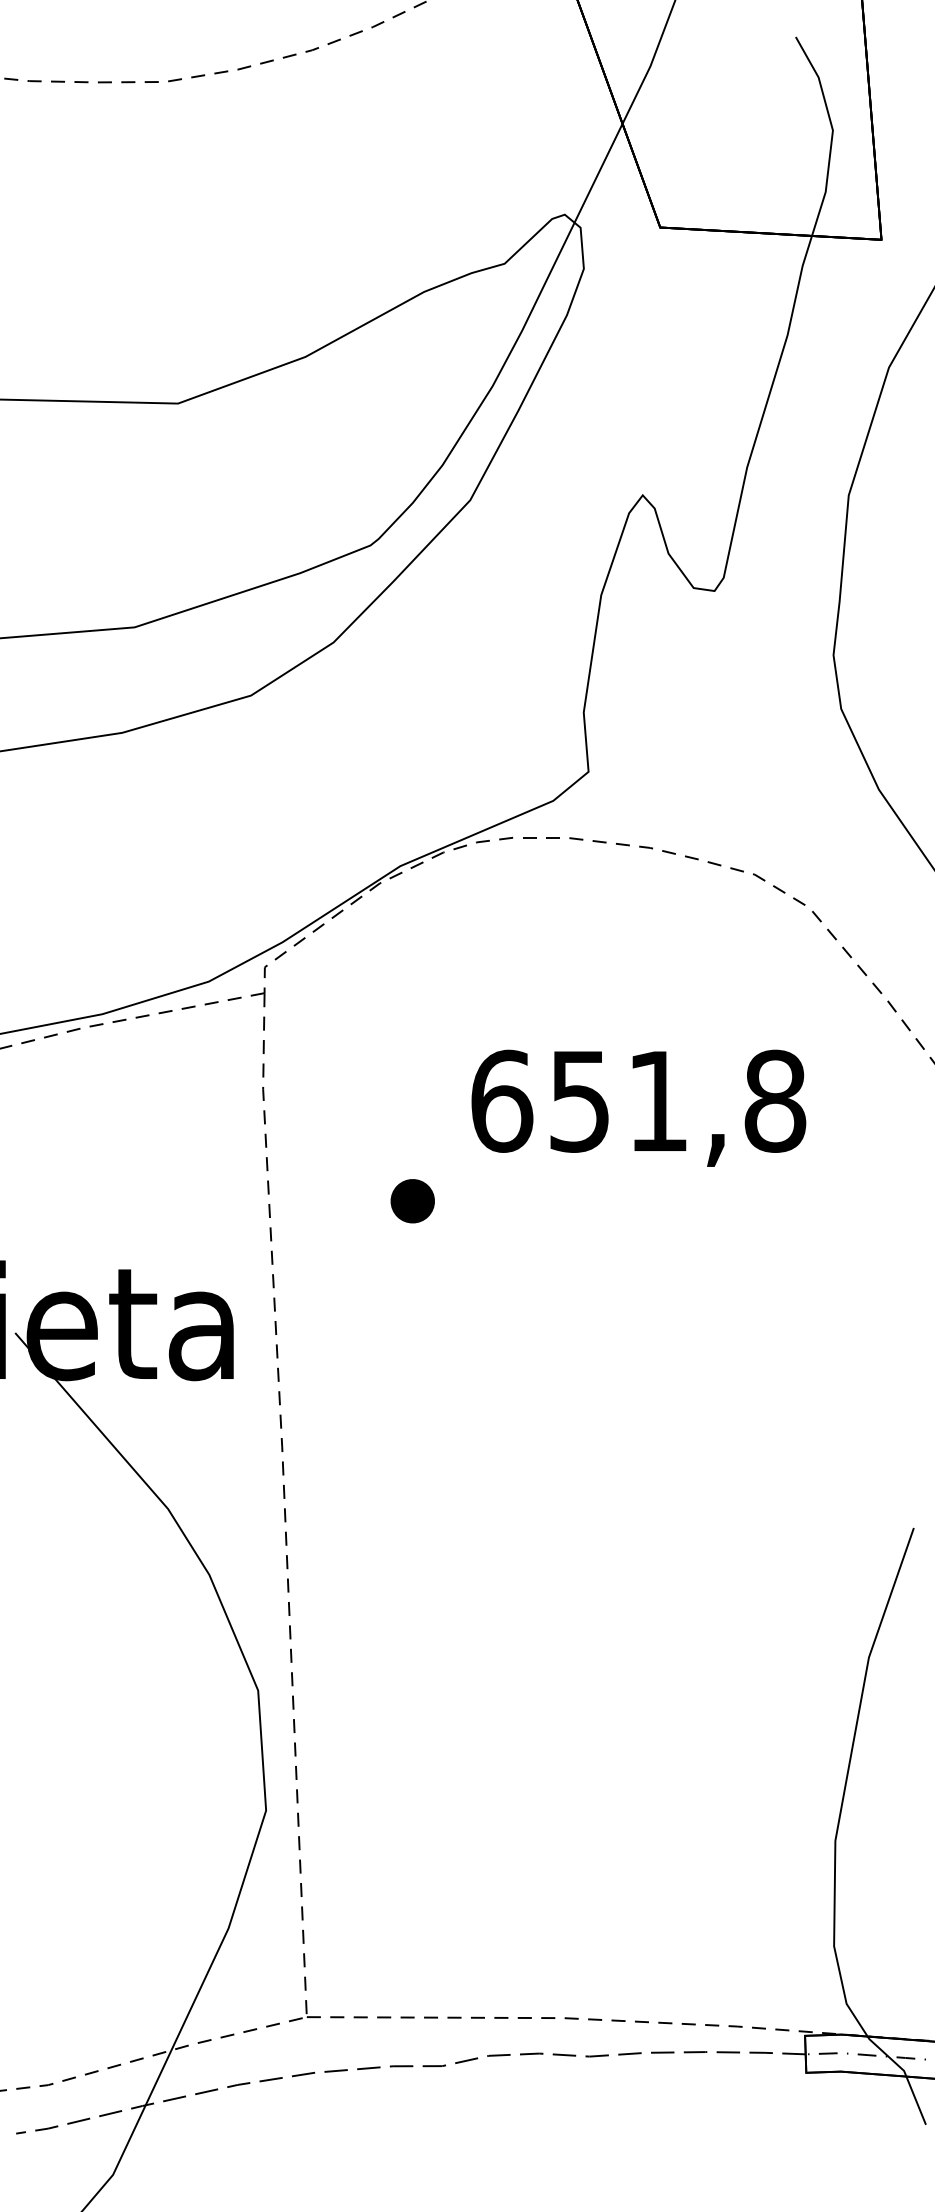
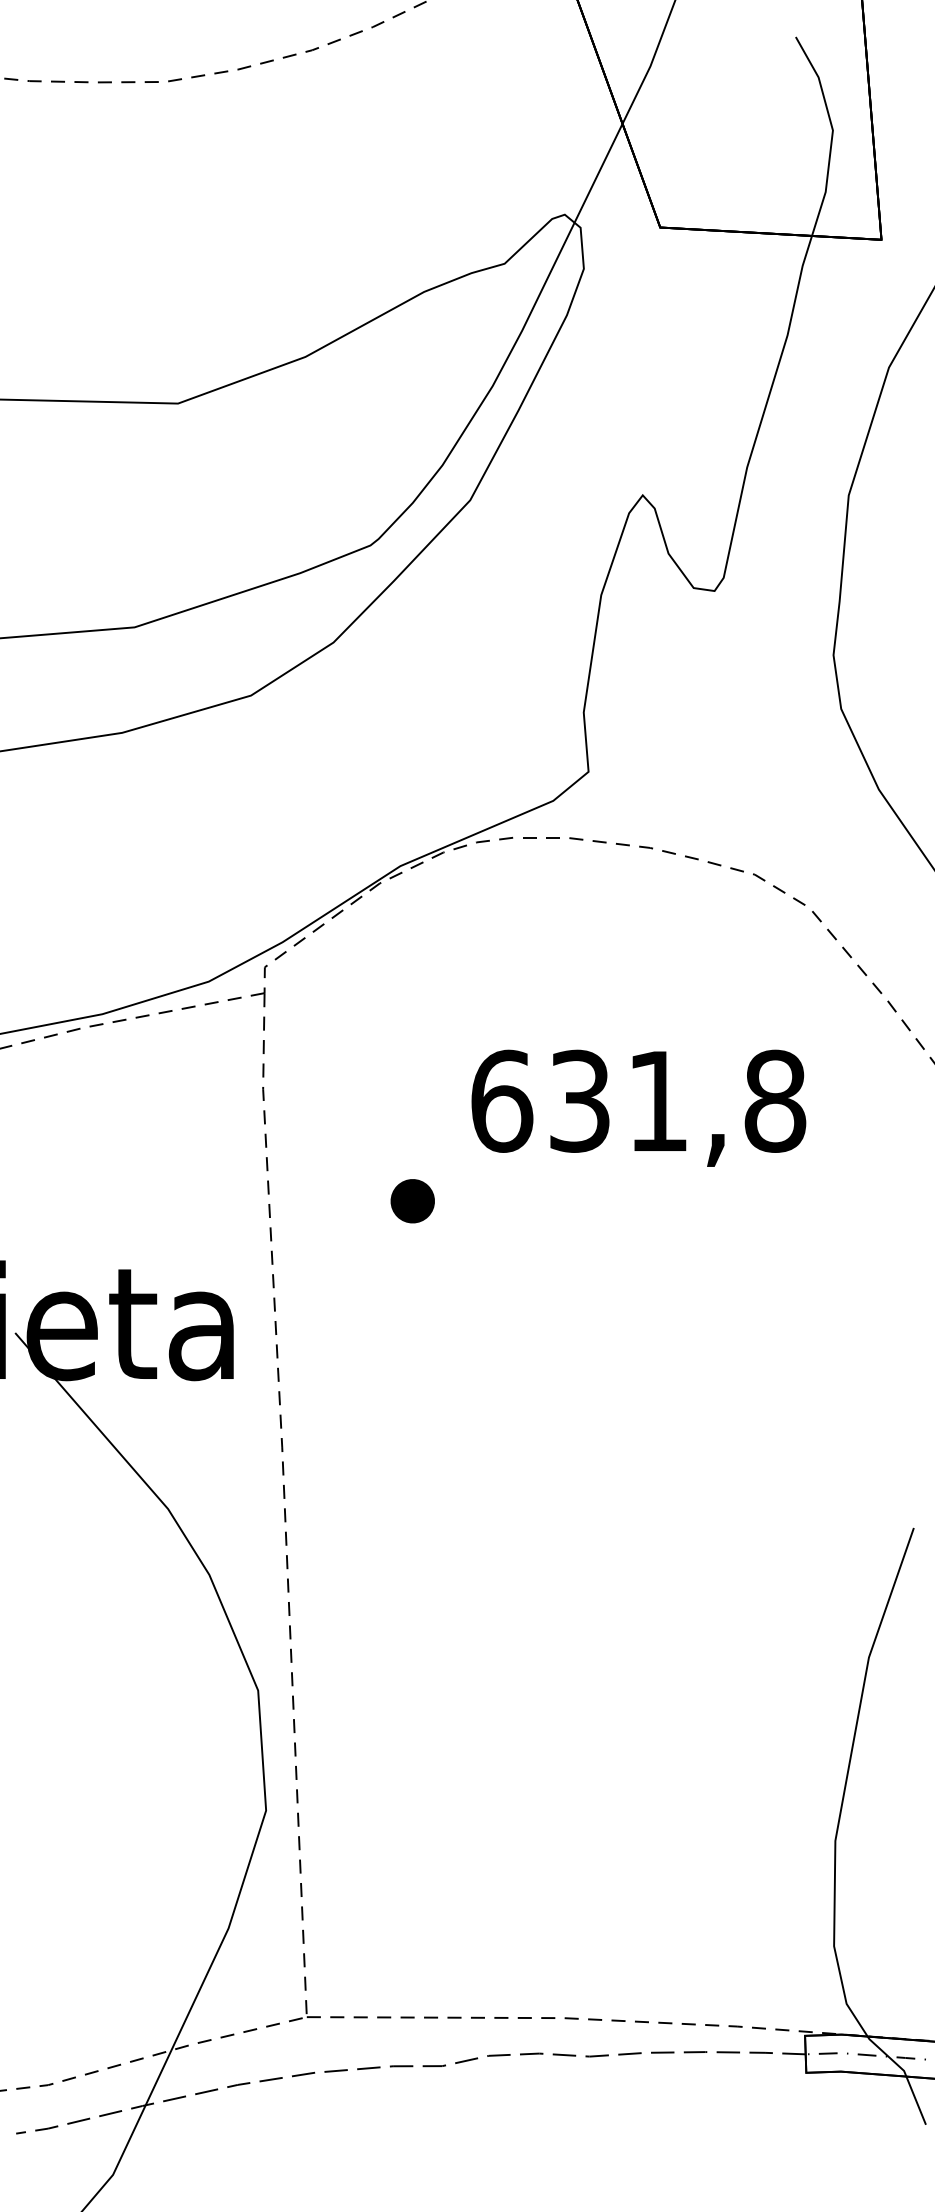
text: 651,8 -> 631,8 (579, 1100)
